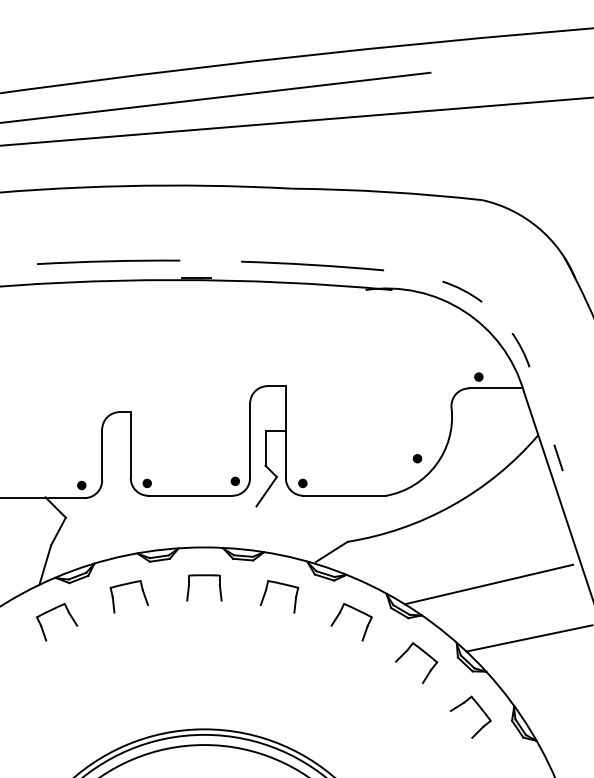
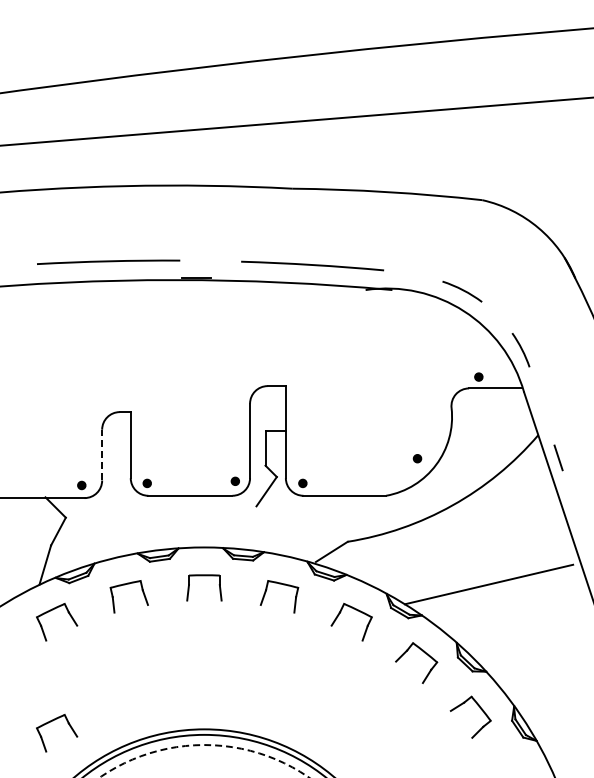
line: present -> none (216, 97)
line: solid -> dashed (102, 454)
line: present -> none (528, 638)
part: none -> present (53, 721)
circle: solid -> dashed (204, 761)
